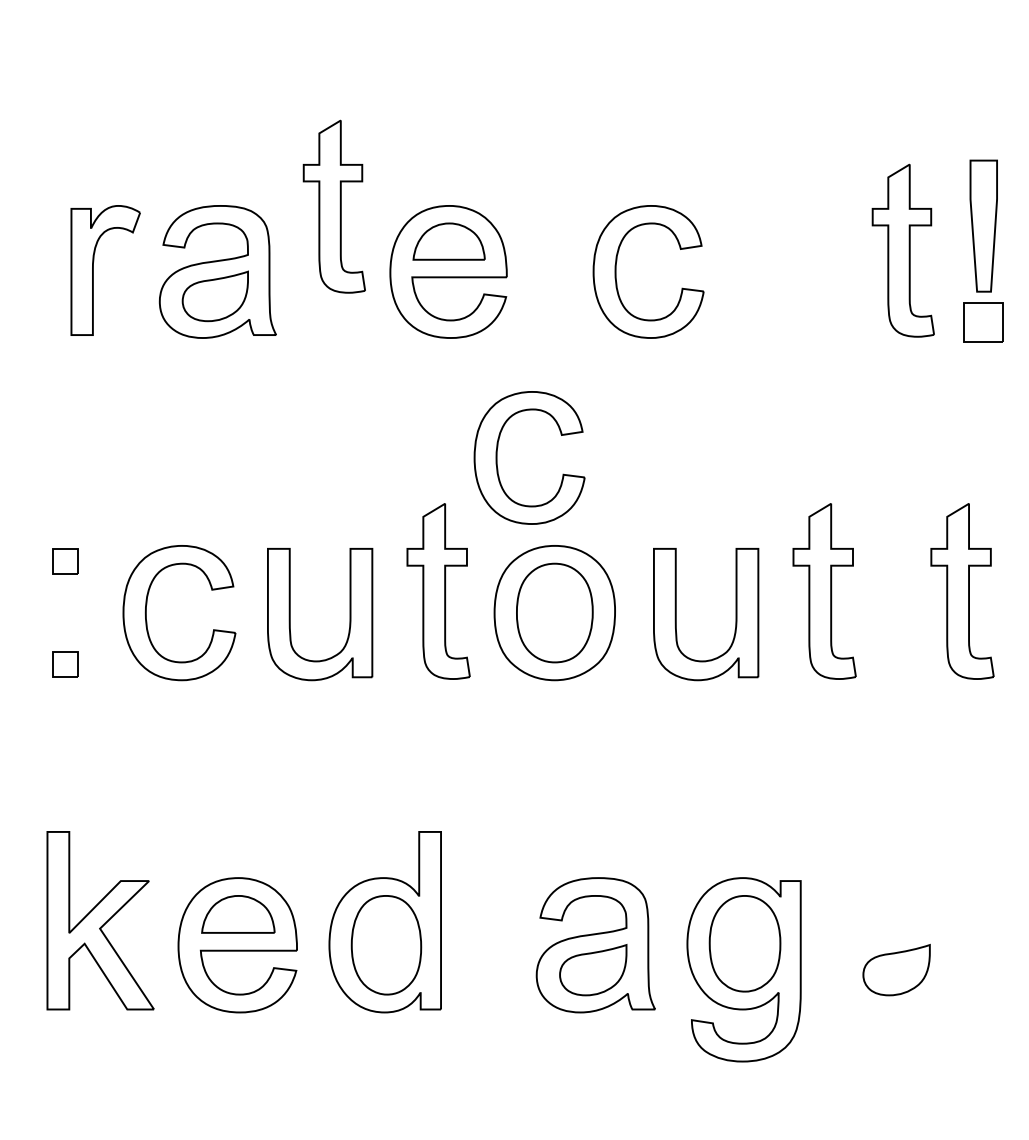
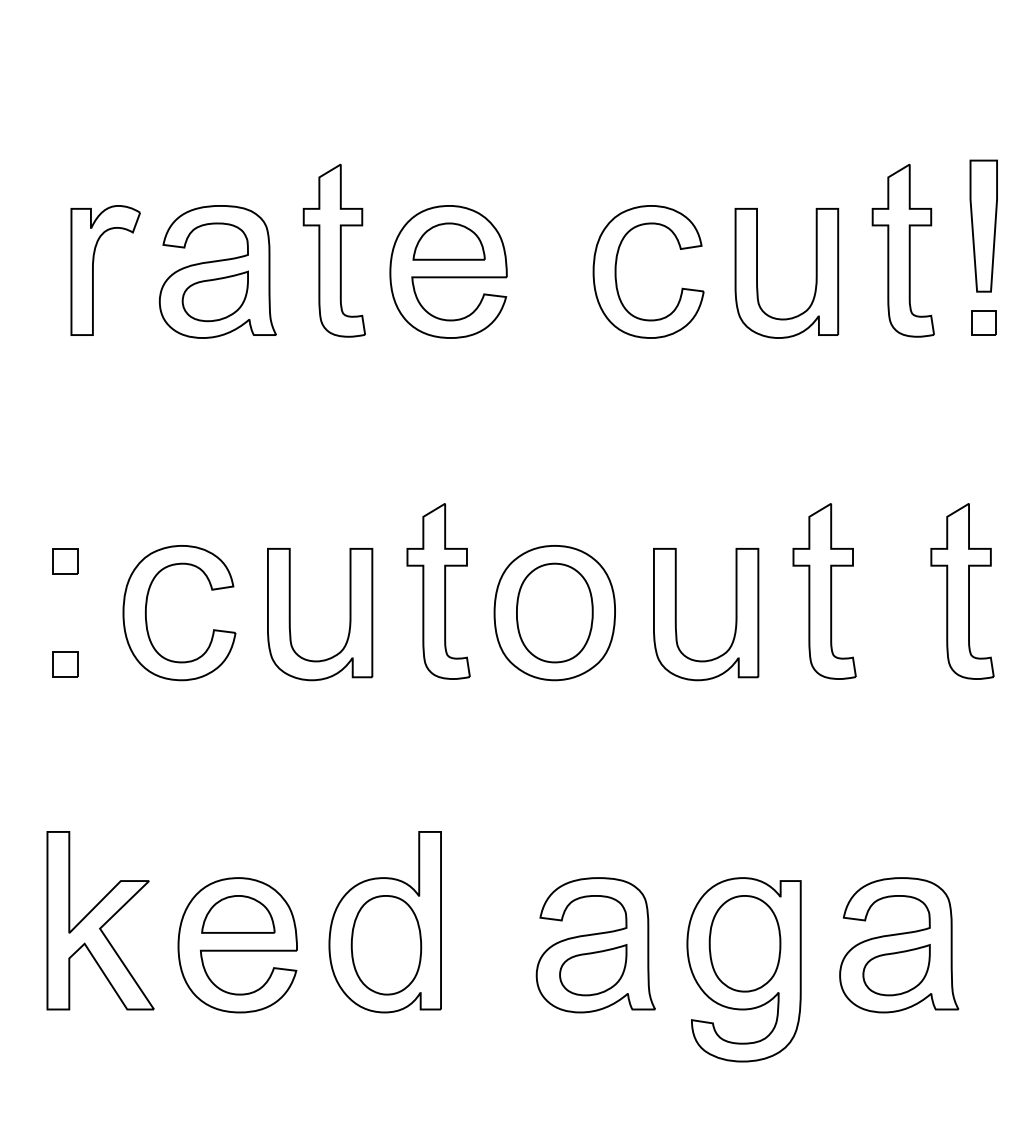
part position: (333, 206) -> (333, 250) (333, 250)
part: none -> present (757, 273)
part size: 41x41 px -> 26x26 px (983, 322)
part: present -> none (497, 457)
part: none -> present (899, 945)
